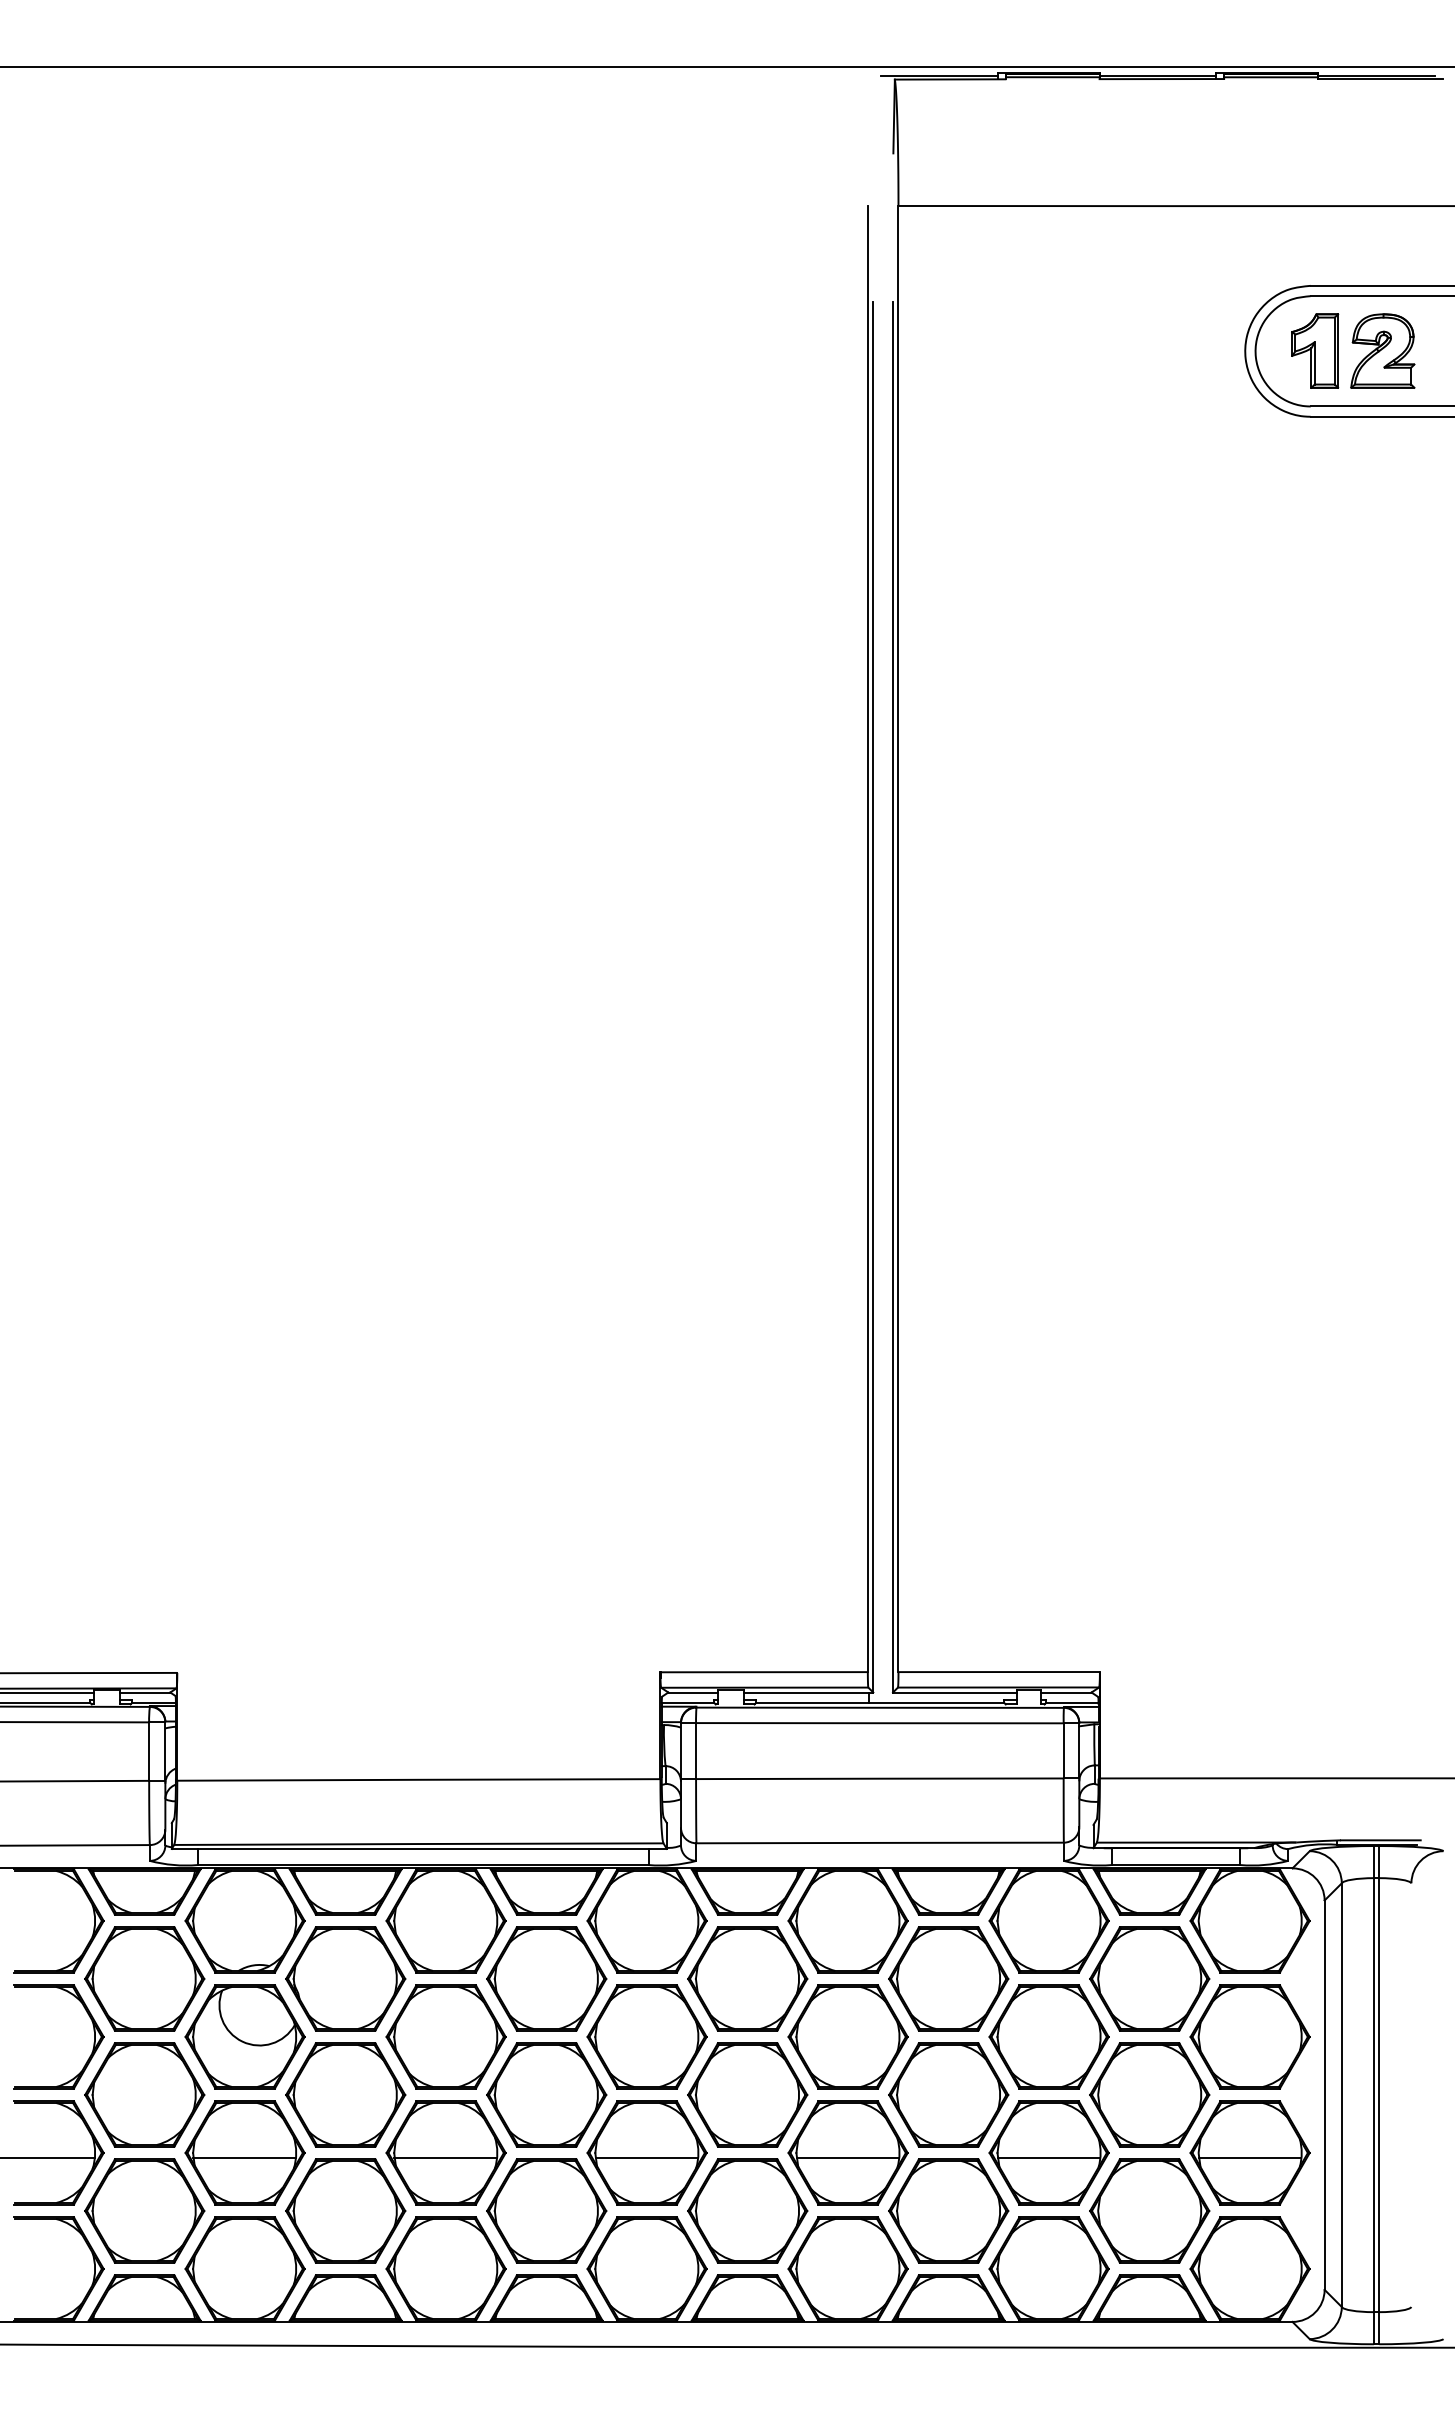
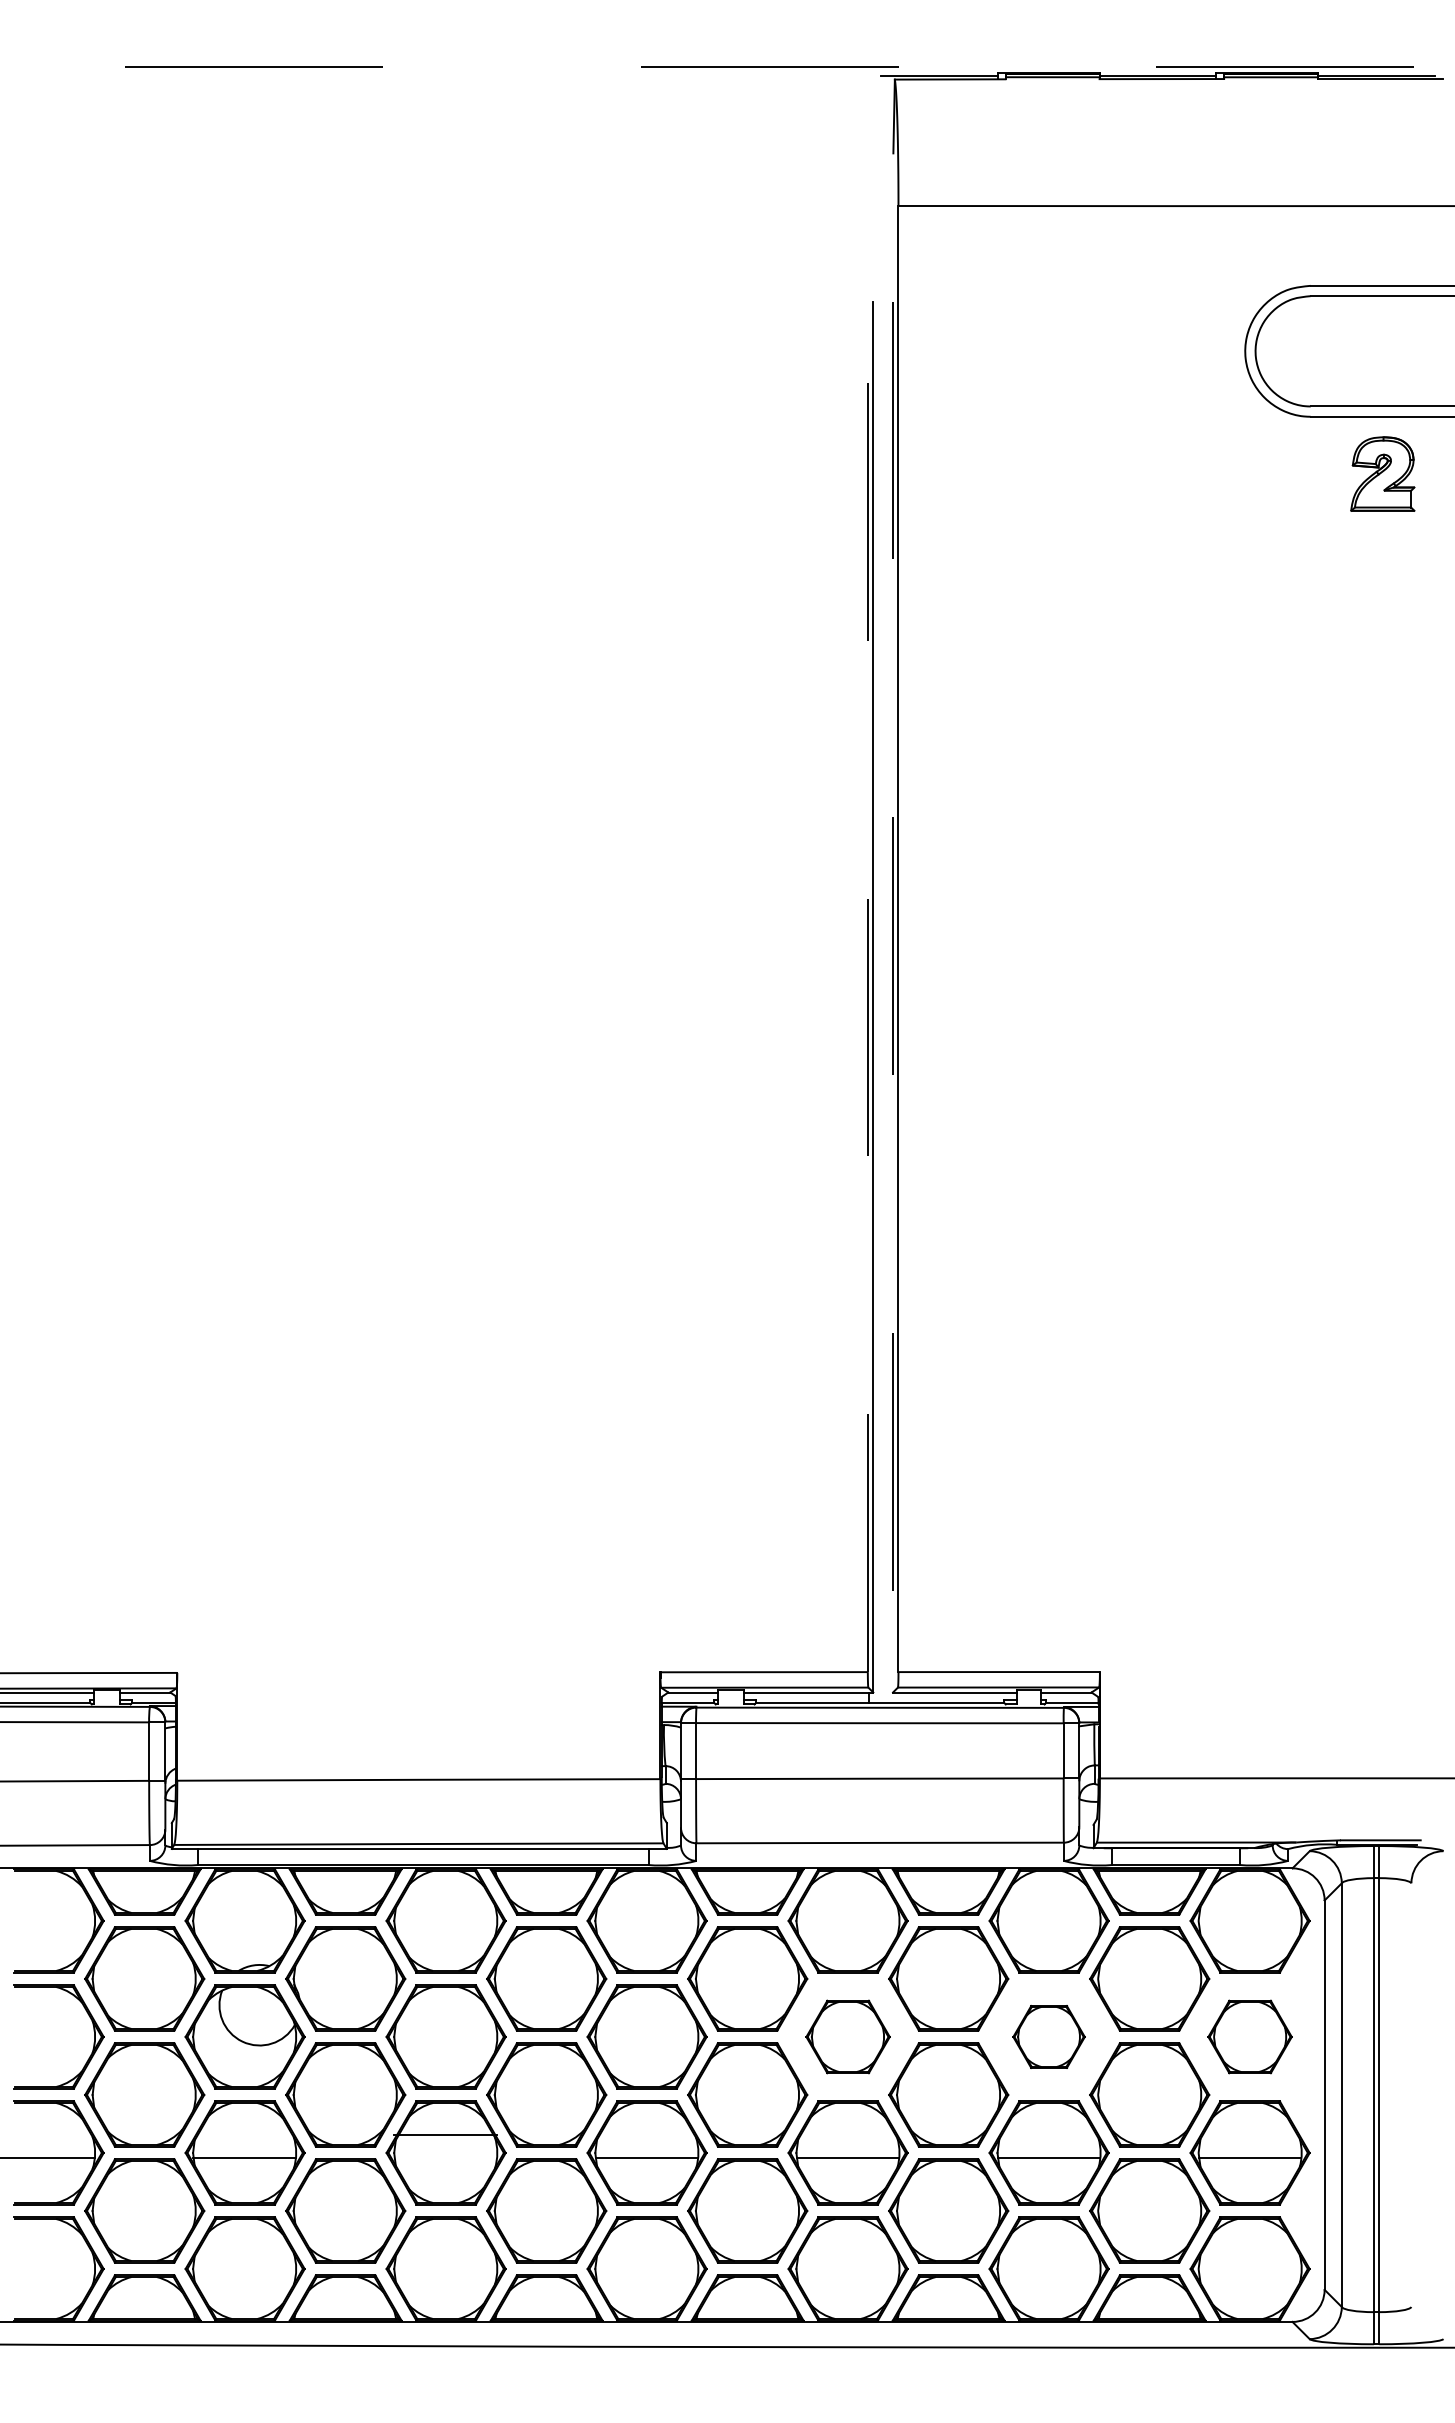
line: solid -> dashed (727, 67)
part: present -> none (1315, 350)
part position: (1382, 350) -> (1382, 473) (1382, 473)
line: solid -> dashed (867, 938)
line: solid -> dashed (893, 997)
part size: 122x106 px -> 86x76 px (847, 2036)
part size: 122x106 px -> 74x64 px (1048, 2036)
part size: 122x106 px -> 86x76 px (1249, 2036)
line position: (445, 2158) -> (445, 2135) (445, 2135)
